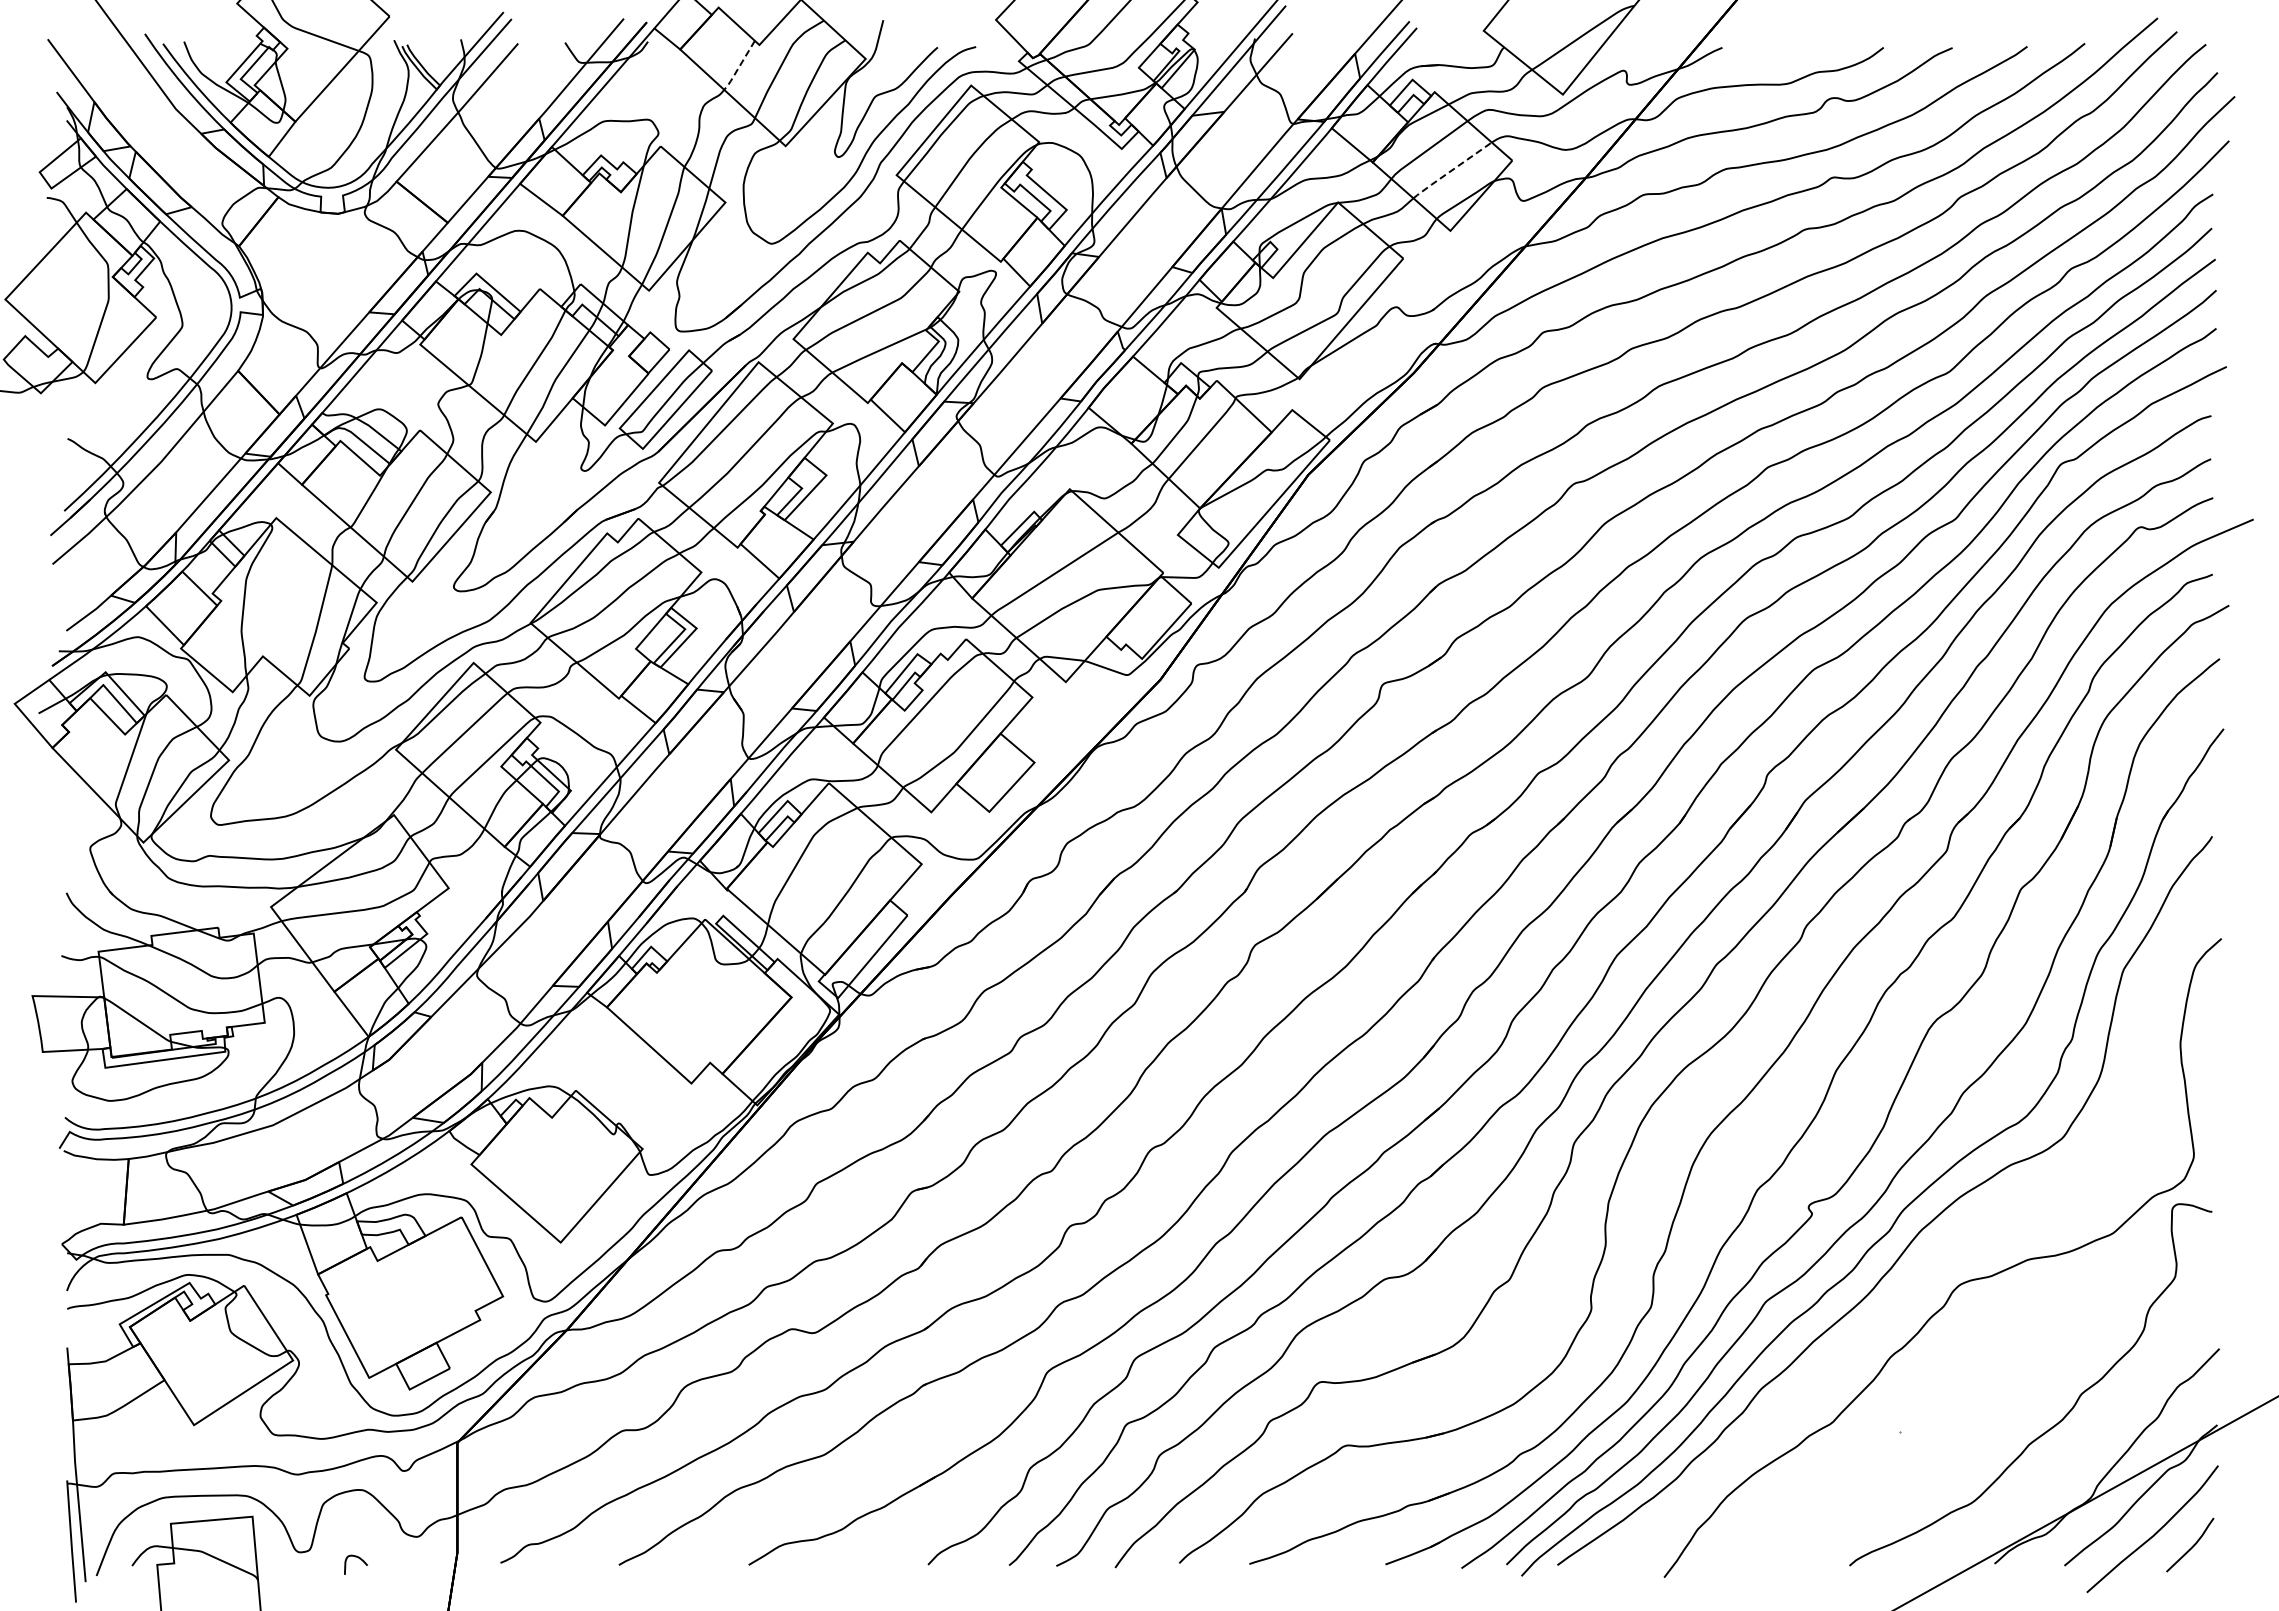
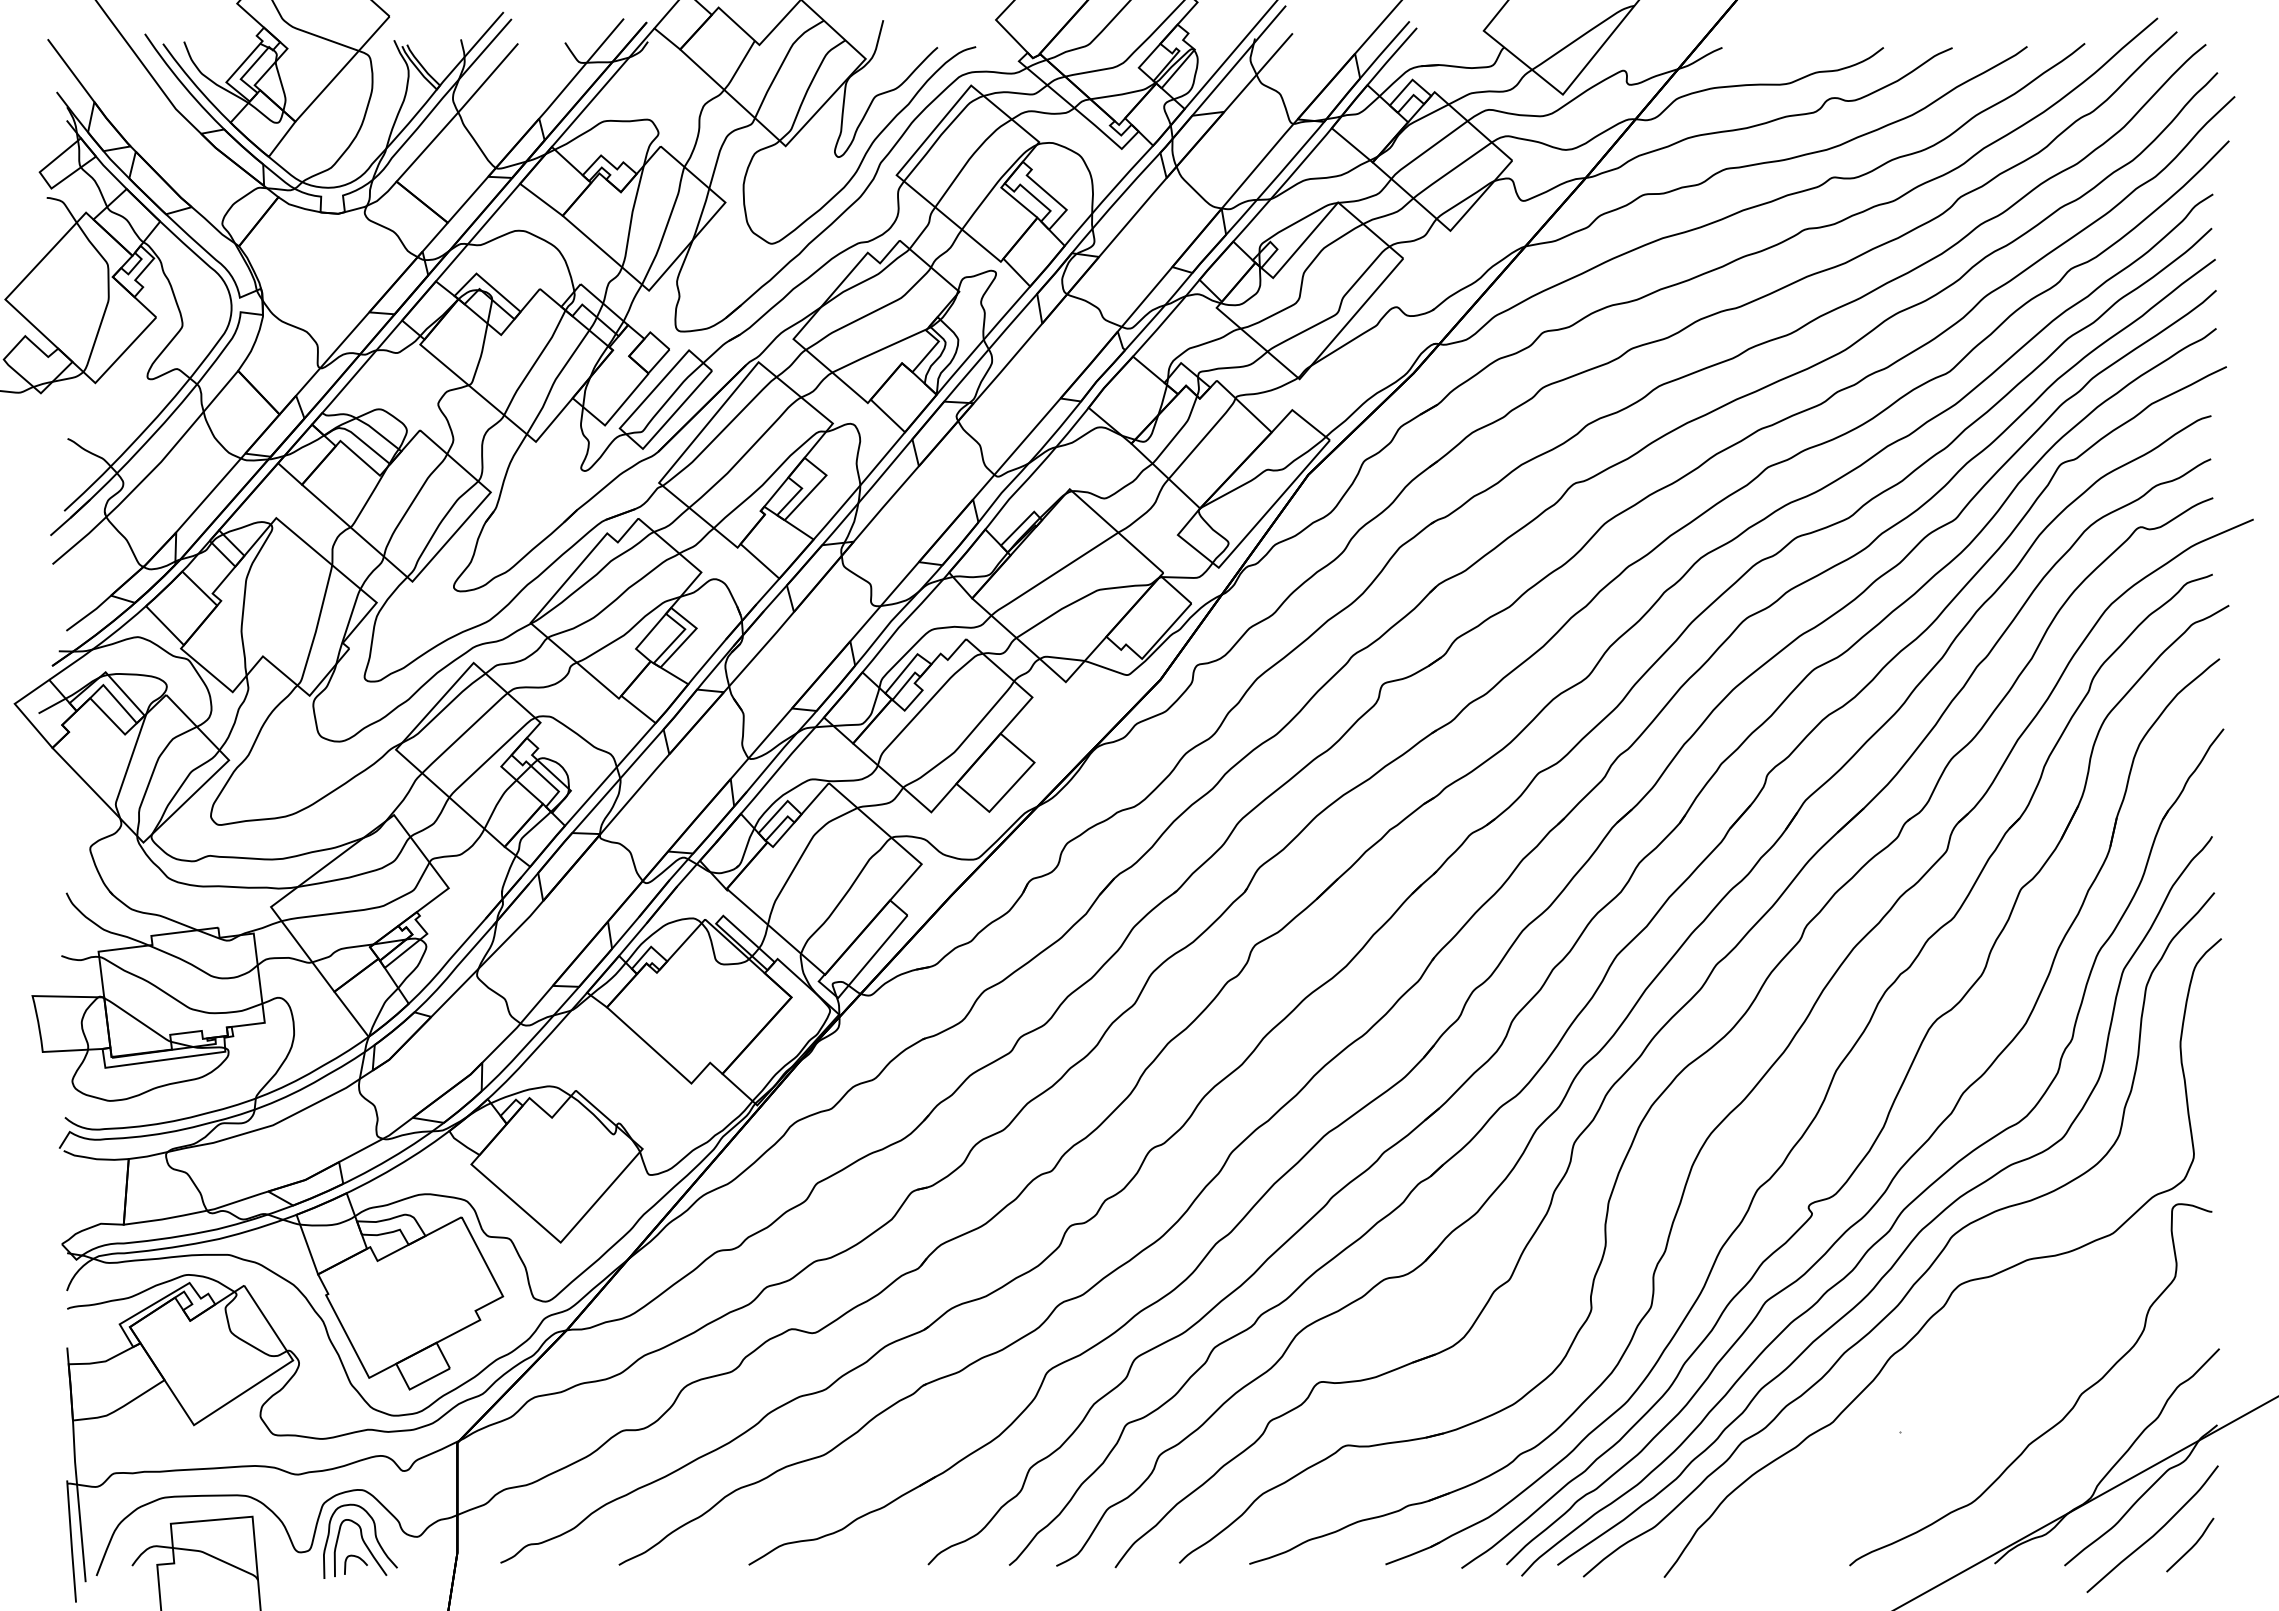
line: dashed -> solid (739, 66)
line: dashed -> solid (1451, 170)
curve: none -> present (1933, 1260)
part: none -> present (360, 1540)
